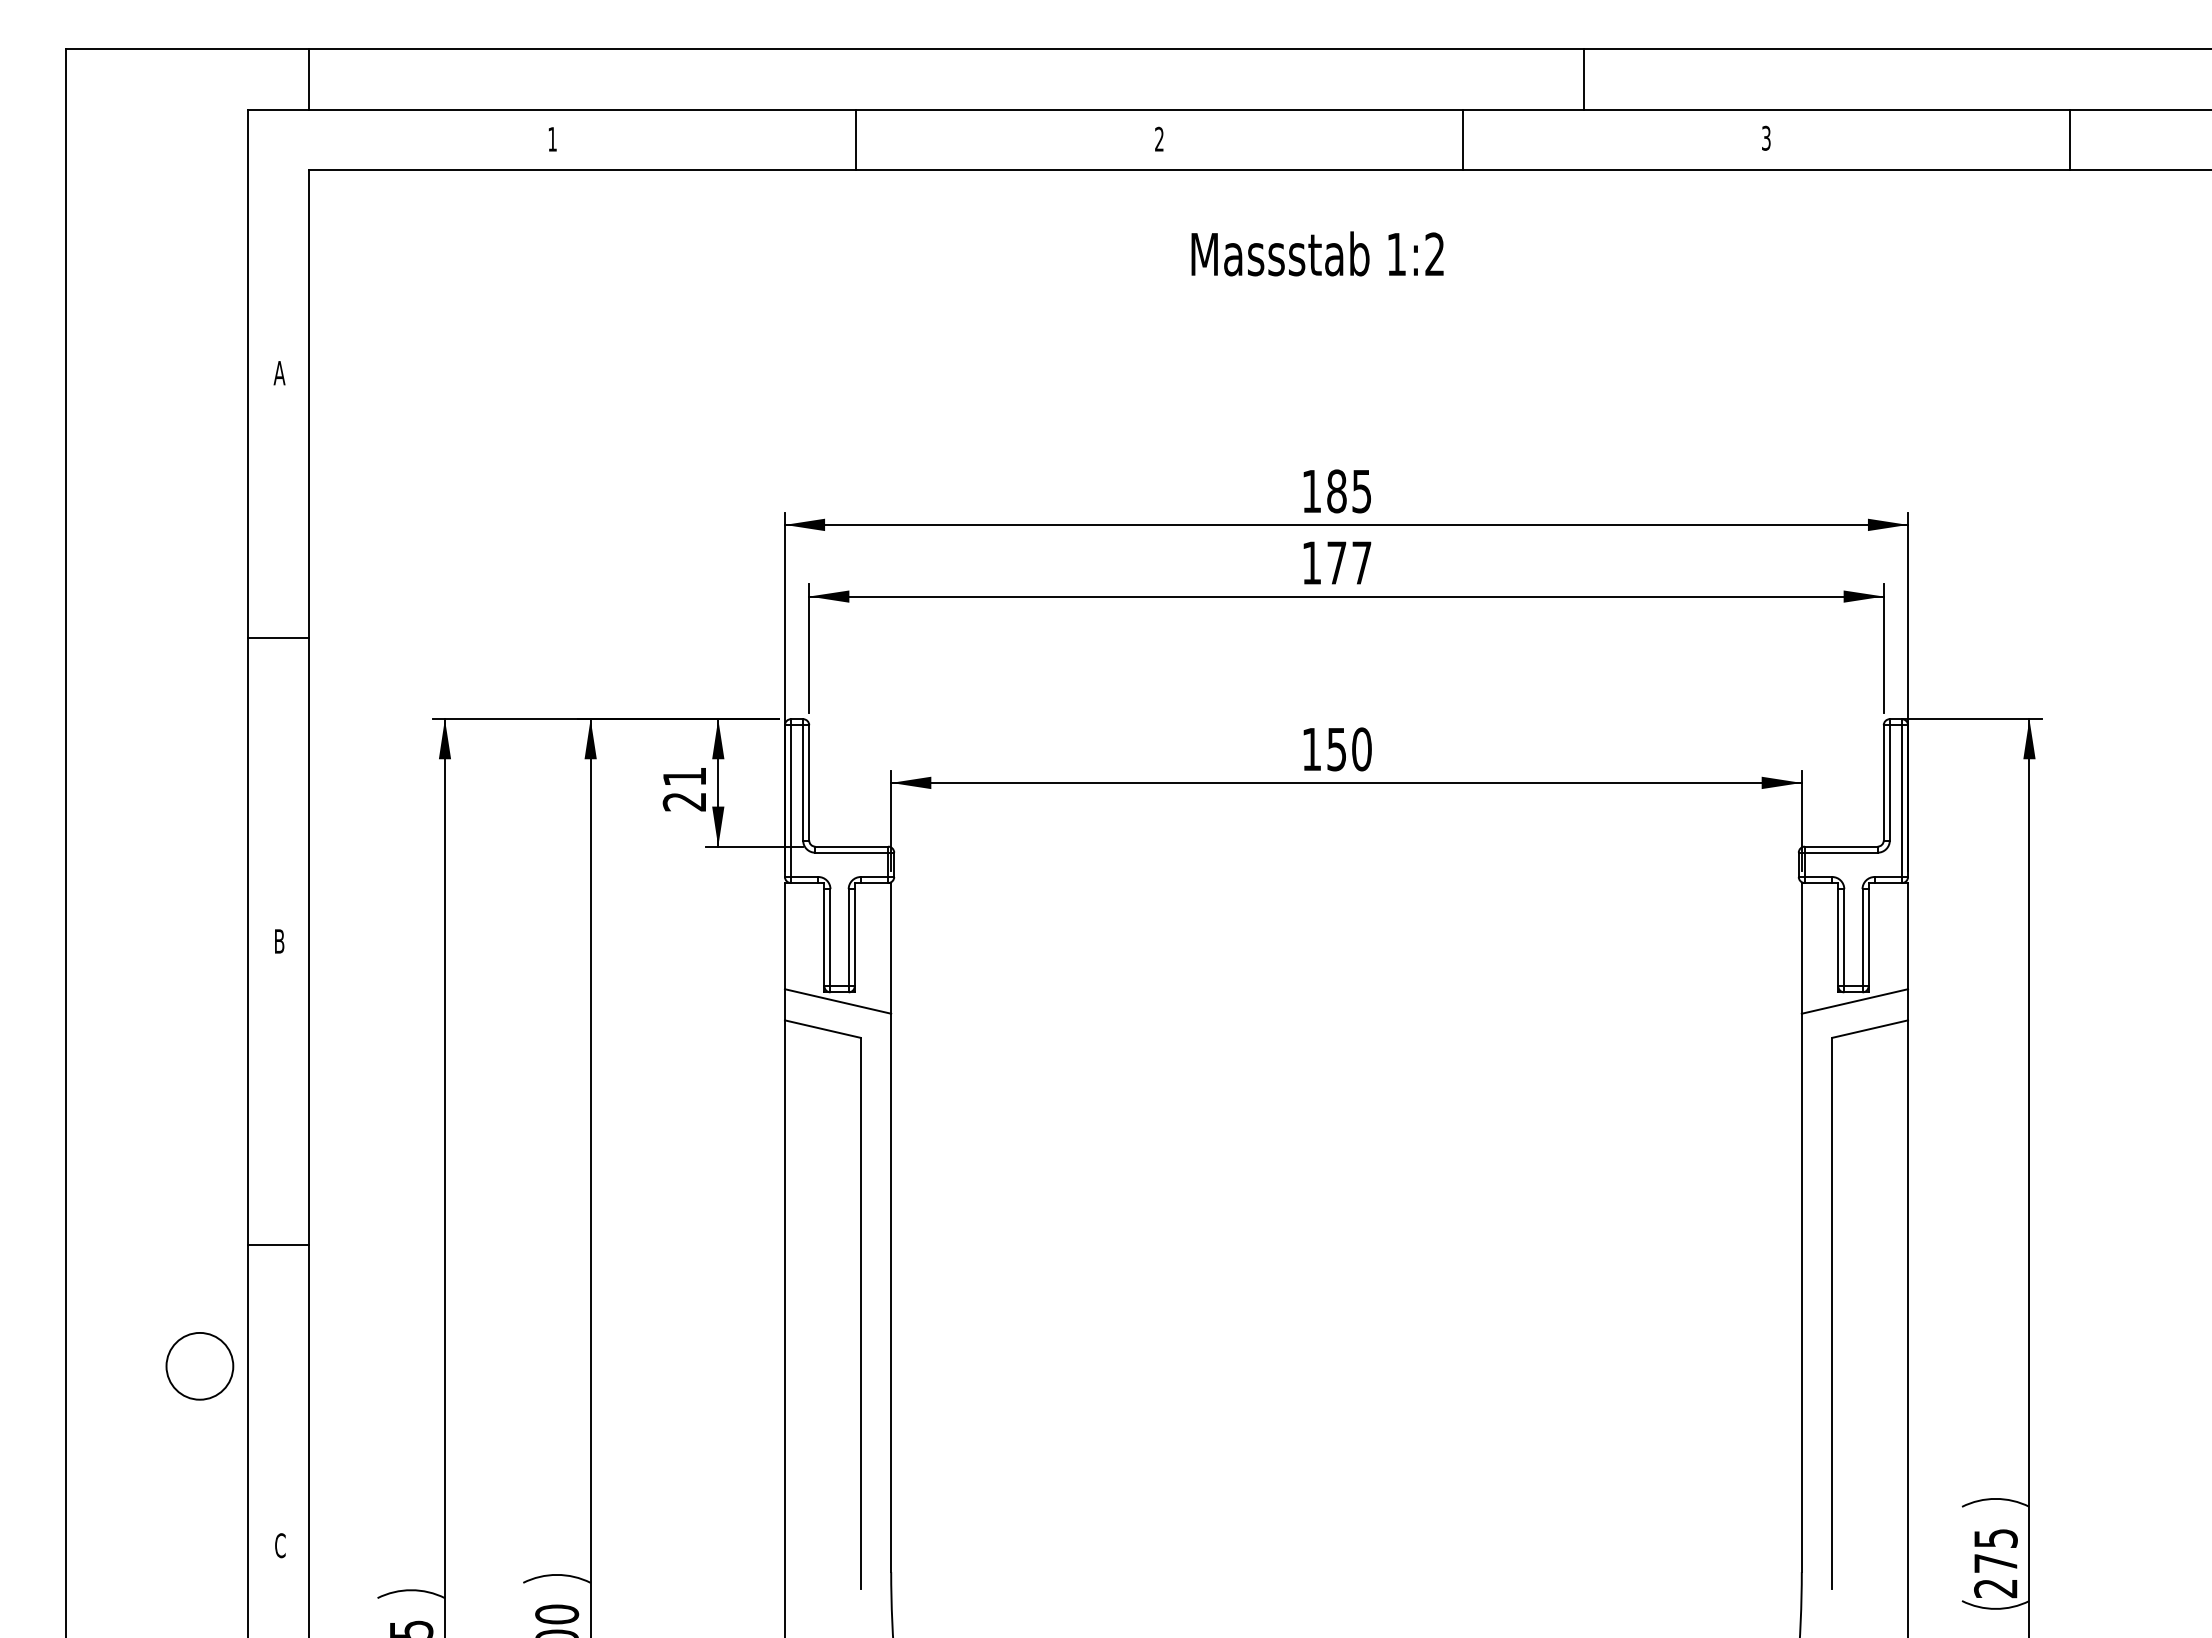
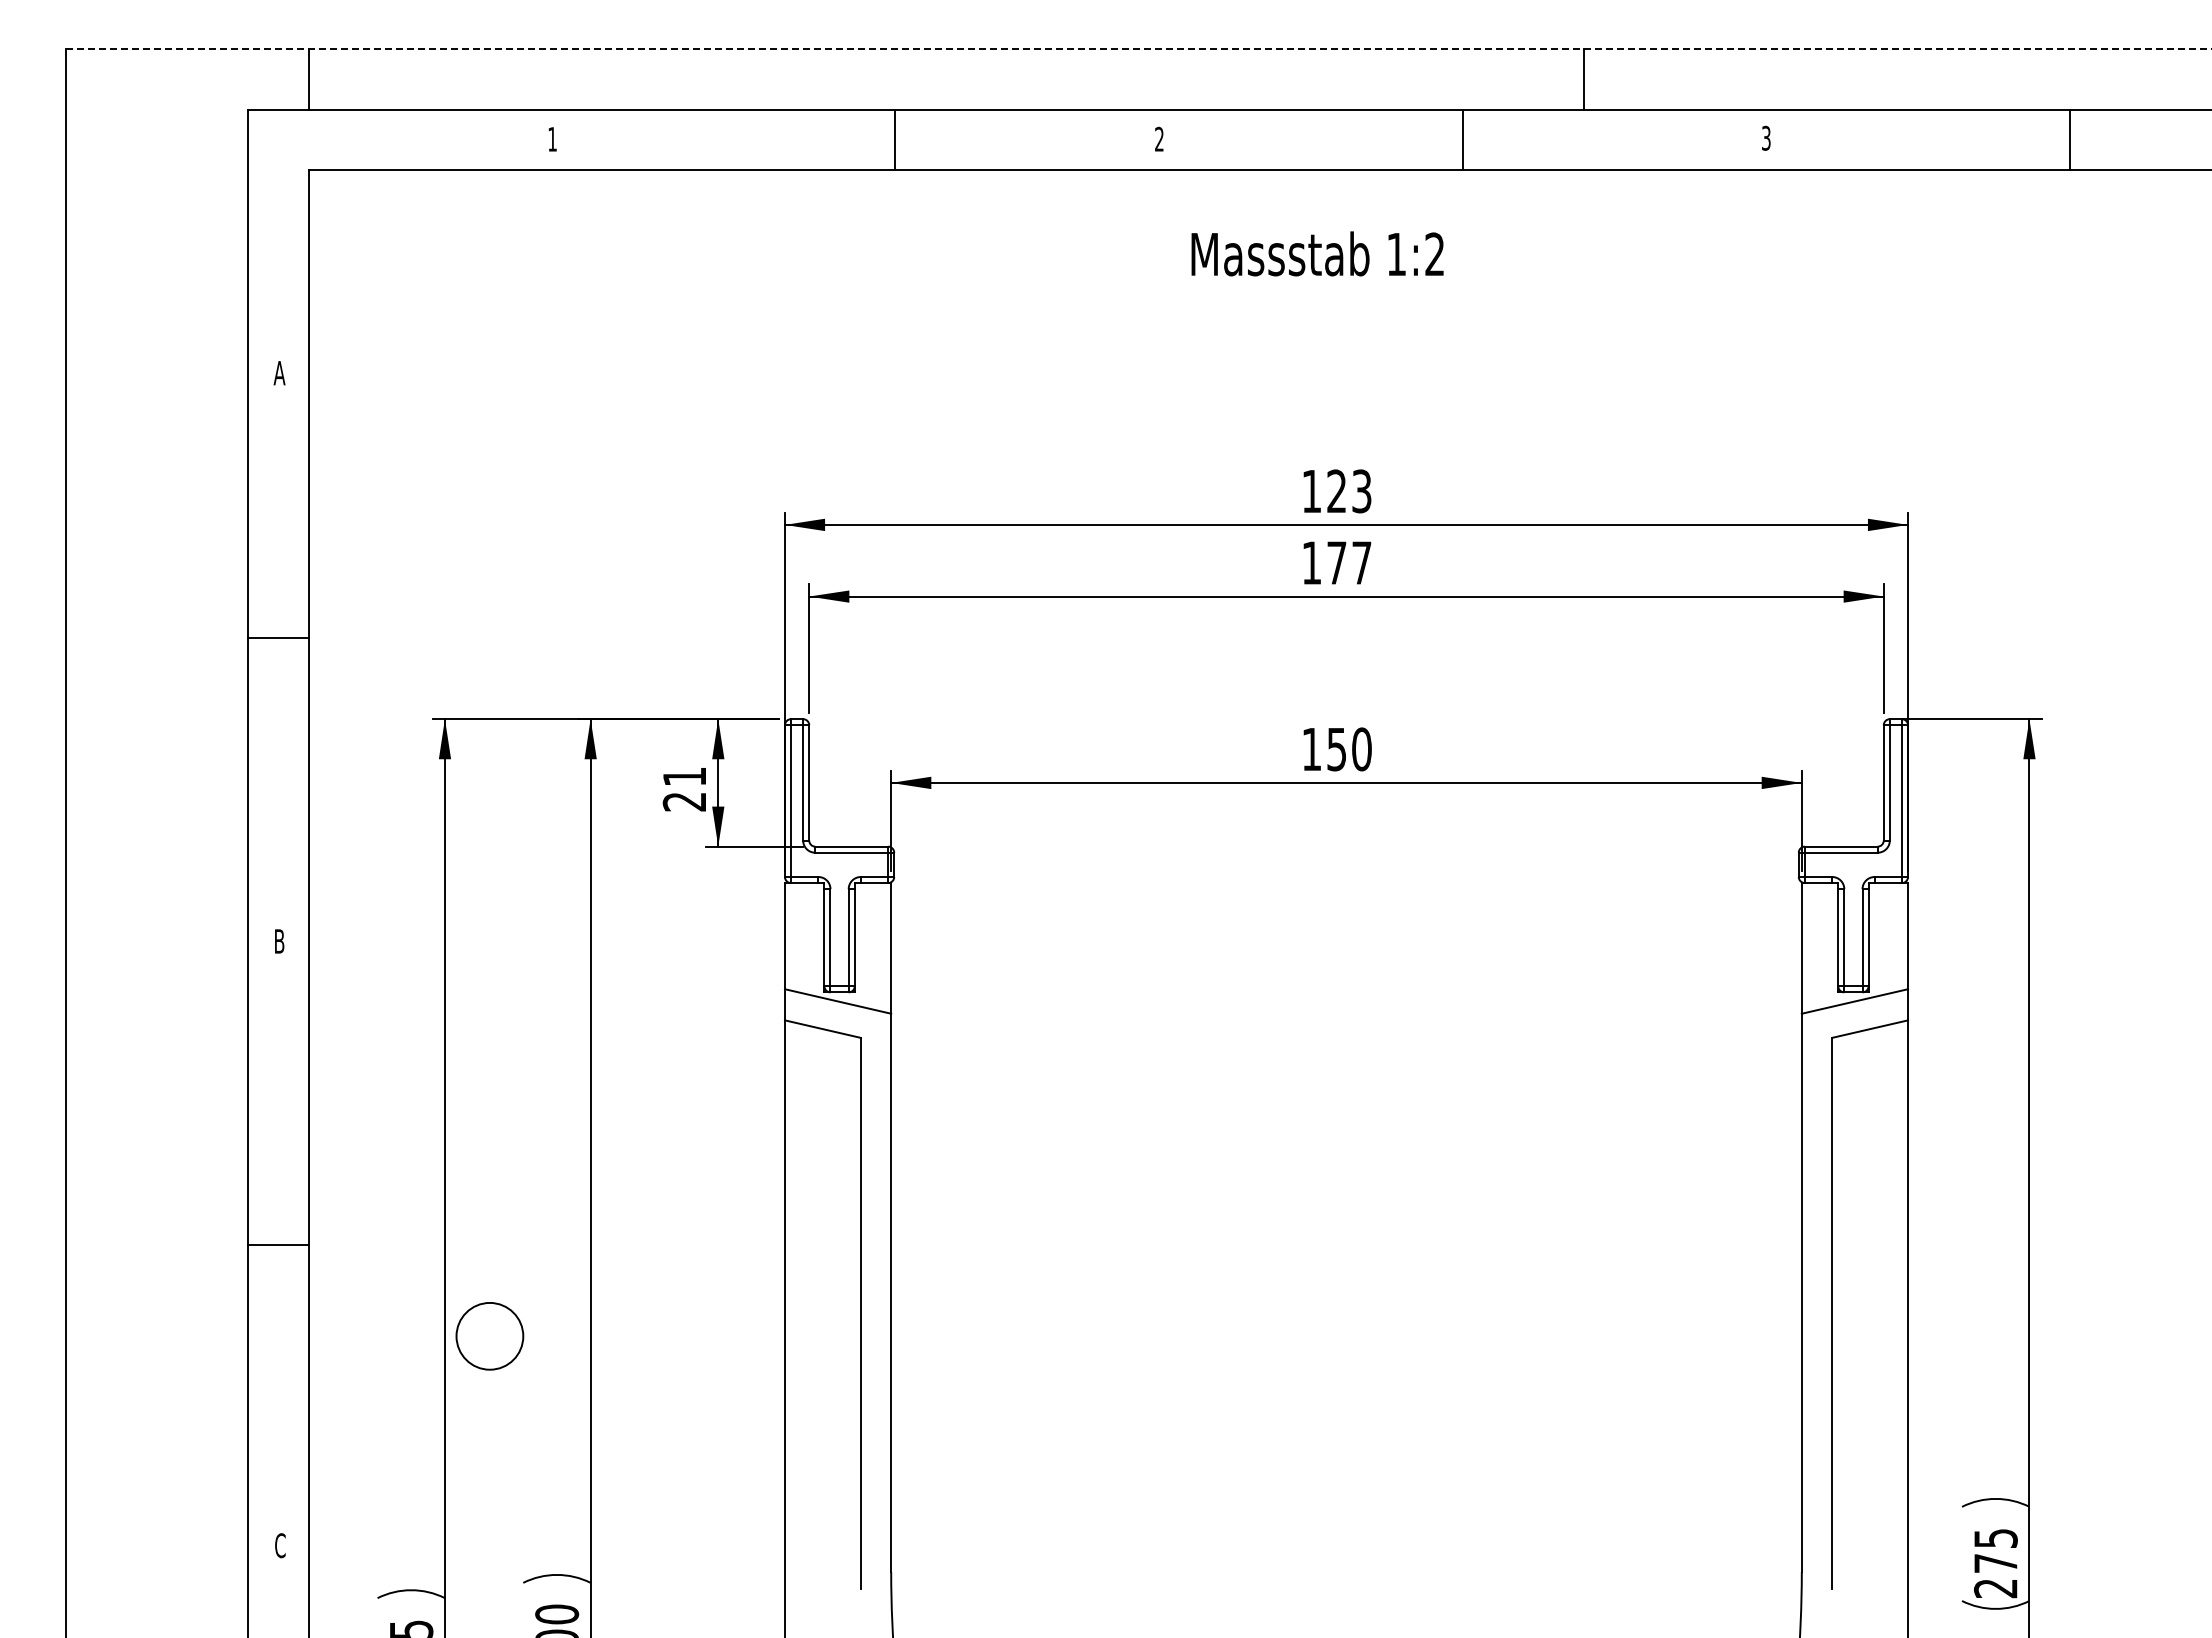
line: solid -> dashed (1139, 48)
line position: (855, 139) -> (894, 139) (894, 139)
text: 185 -> 123 (1349, 491)
circle position: (199, 1366) -> (489, 1336) (489, 1336)
